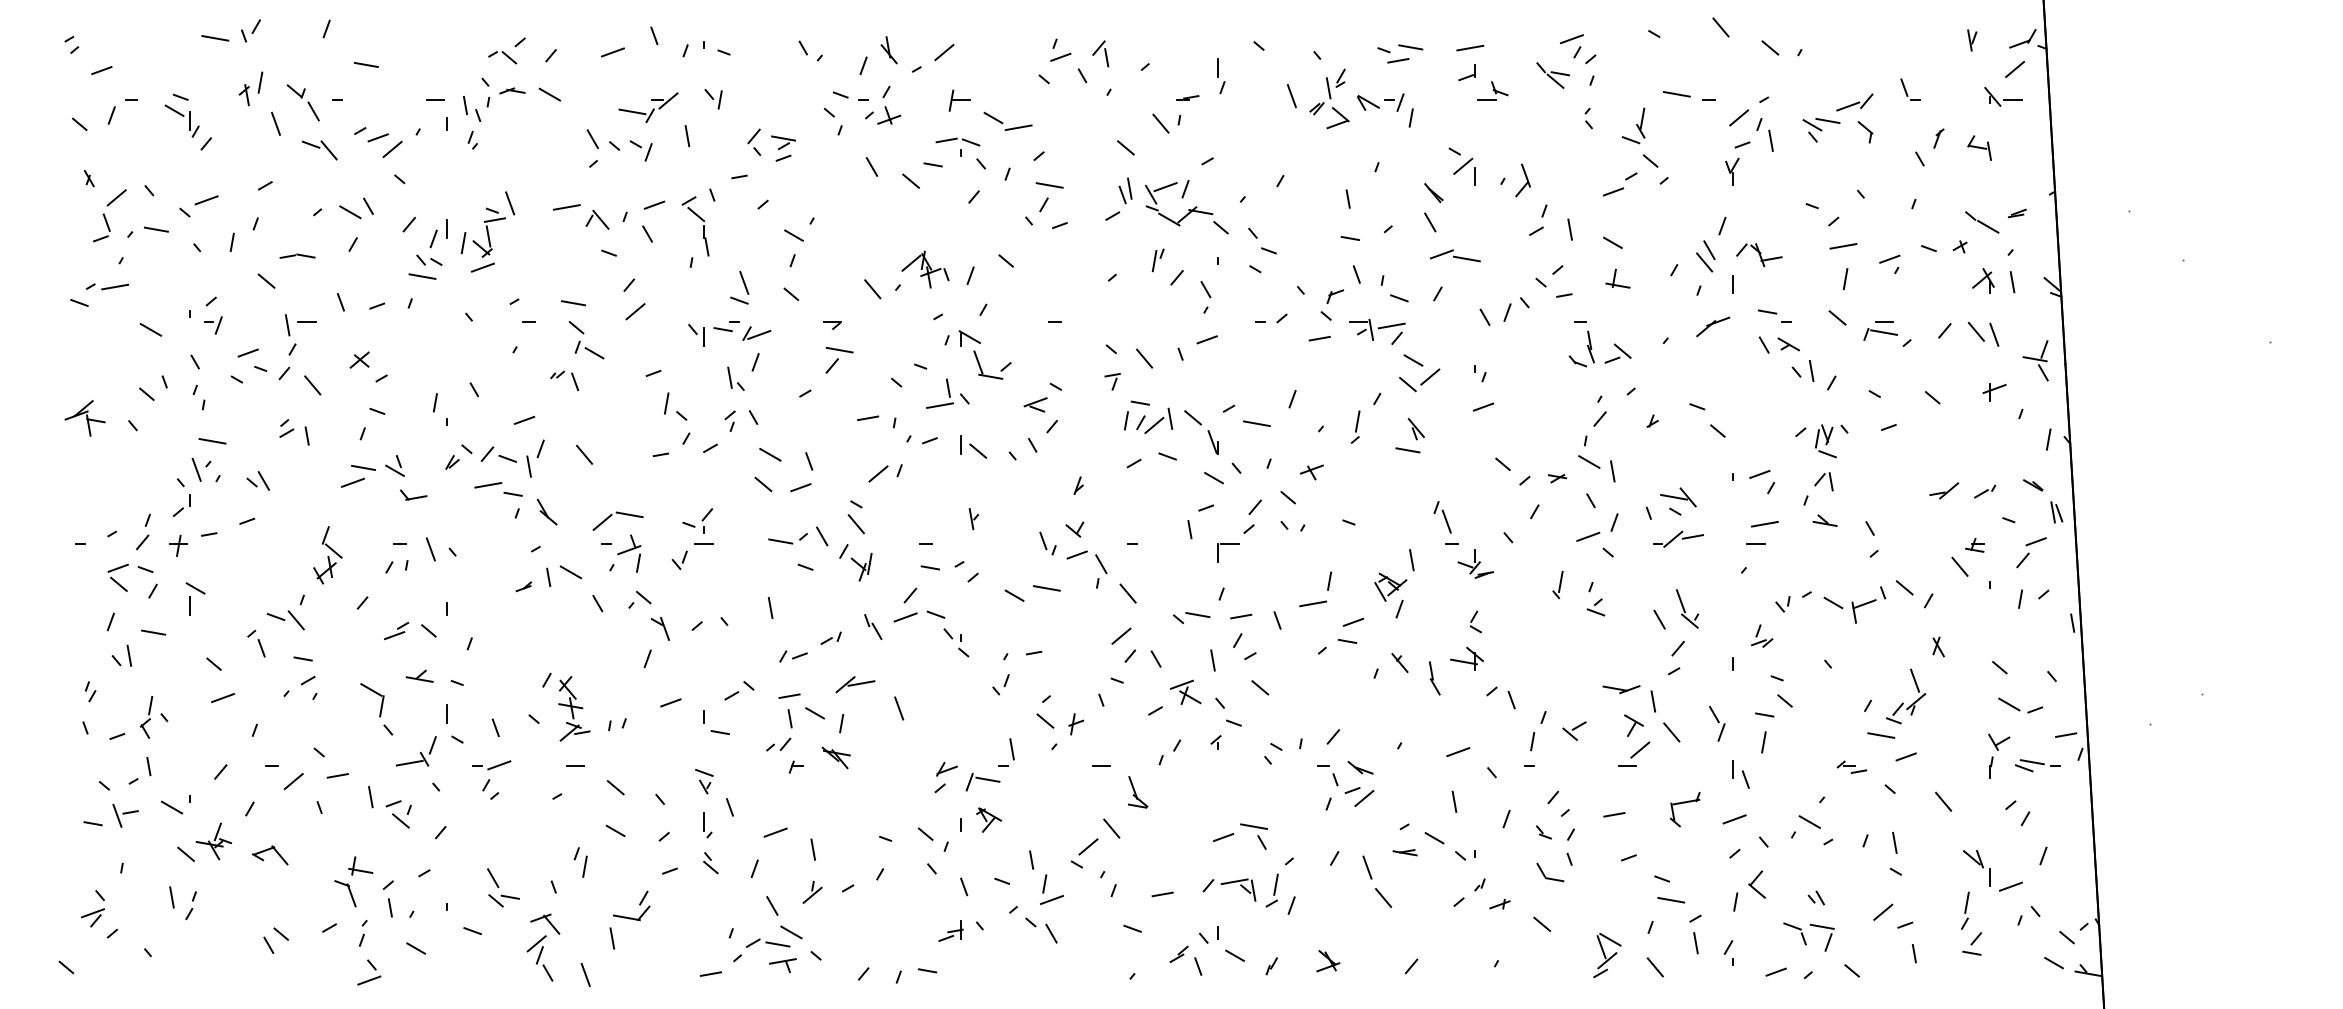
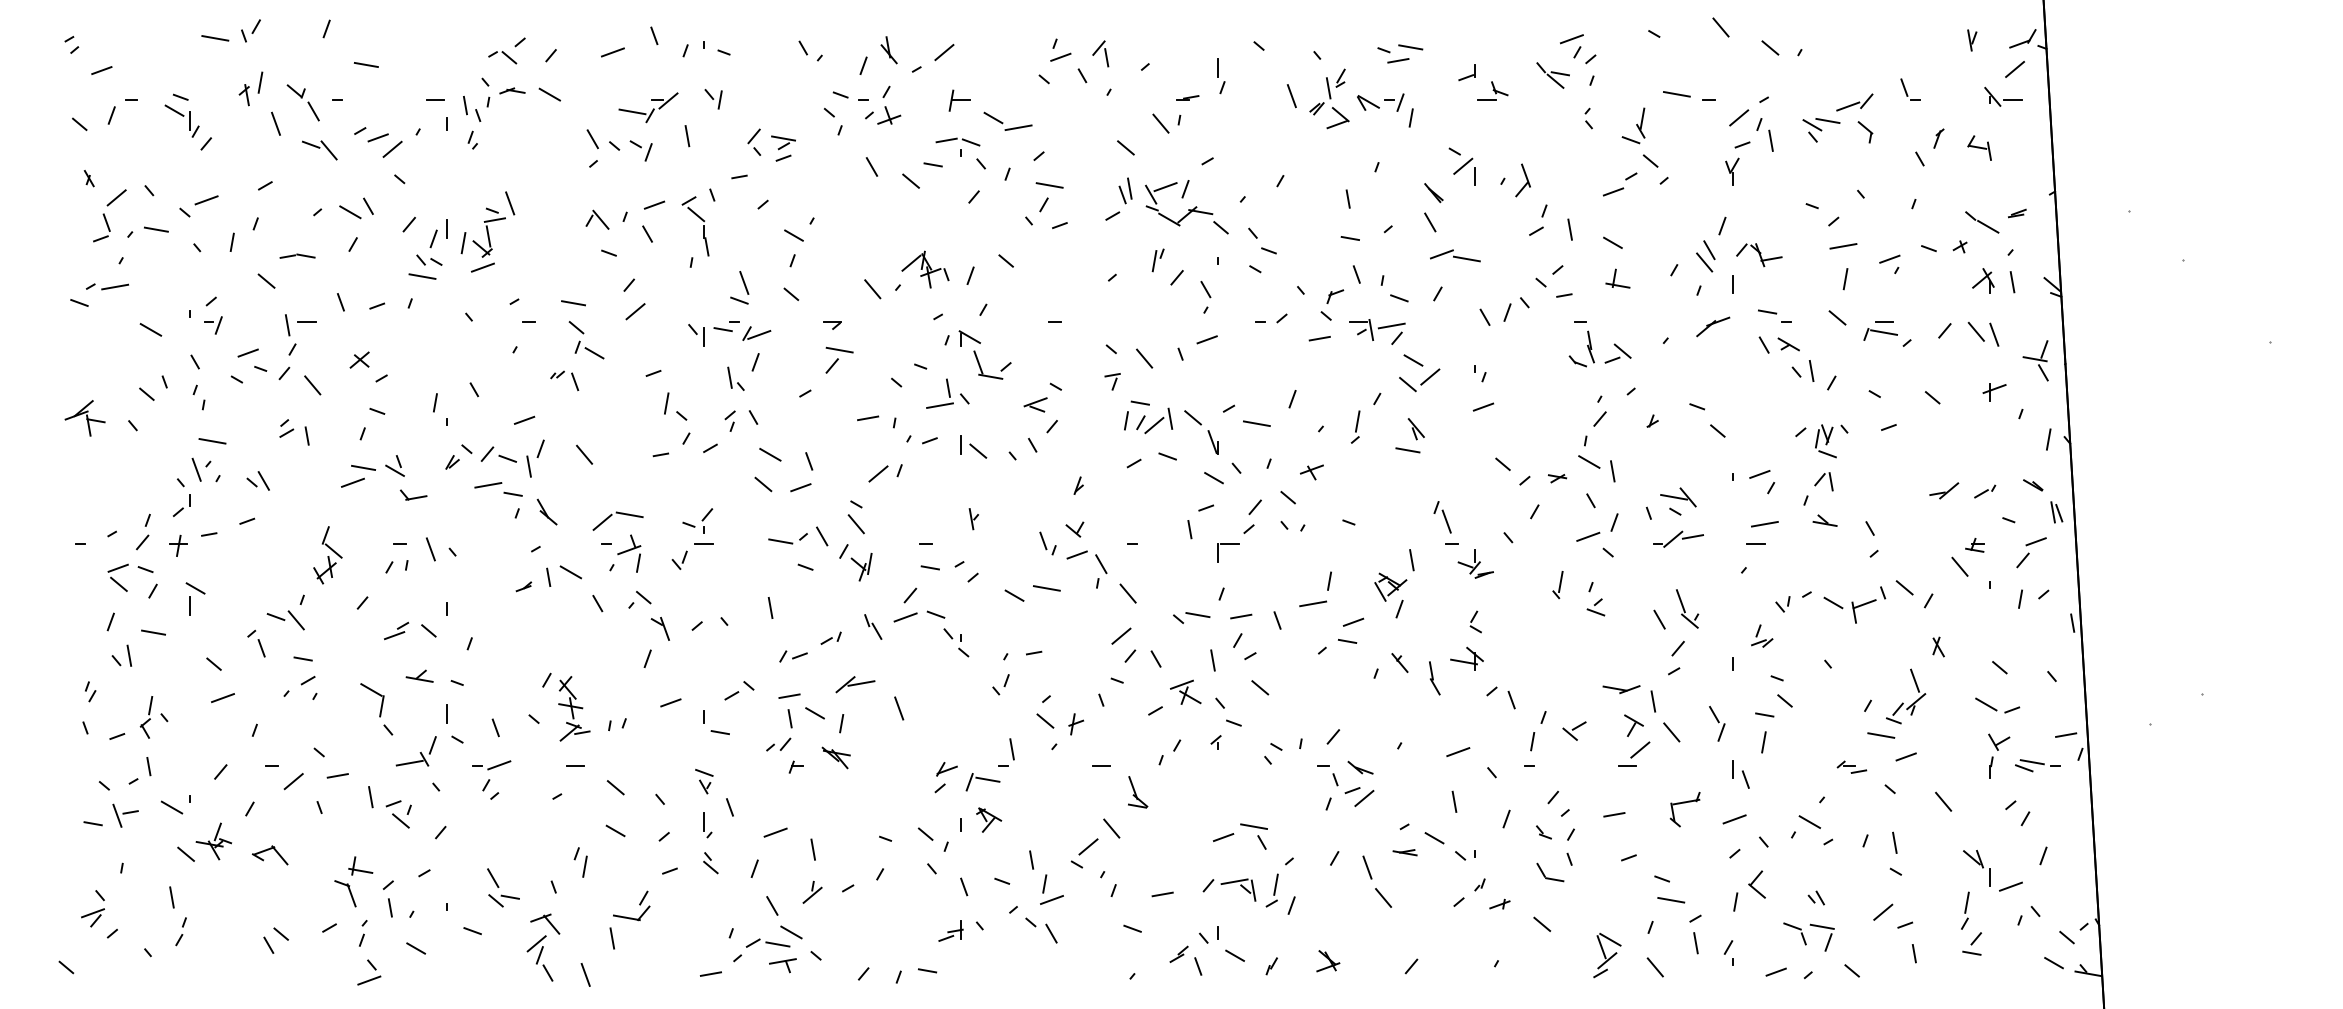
line: present -> none (1470, 47)
line: present -> none (566, 207)
part position: (2020, 705) -> (1997, 705) (1997, 705)
part position: (190, 905) -> (180, 931) (180, 931)
